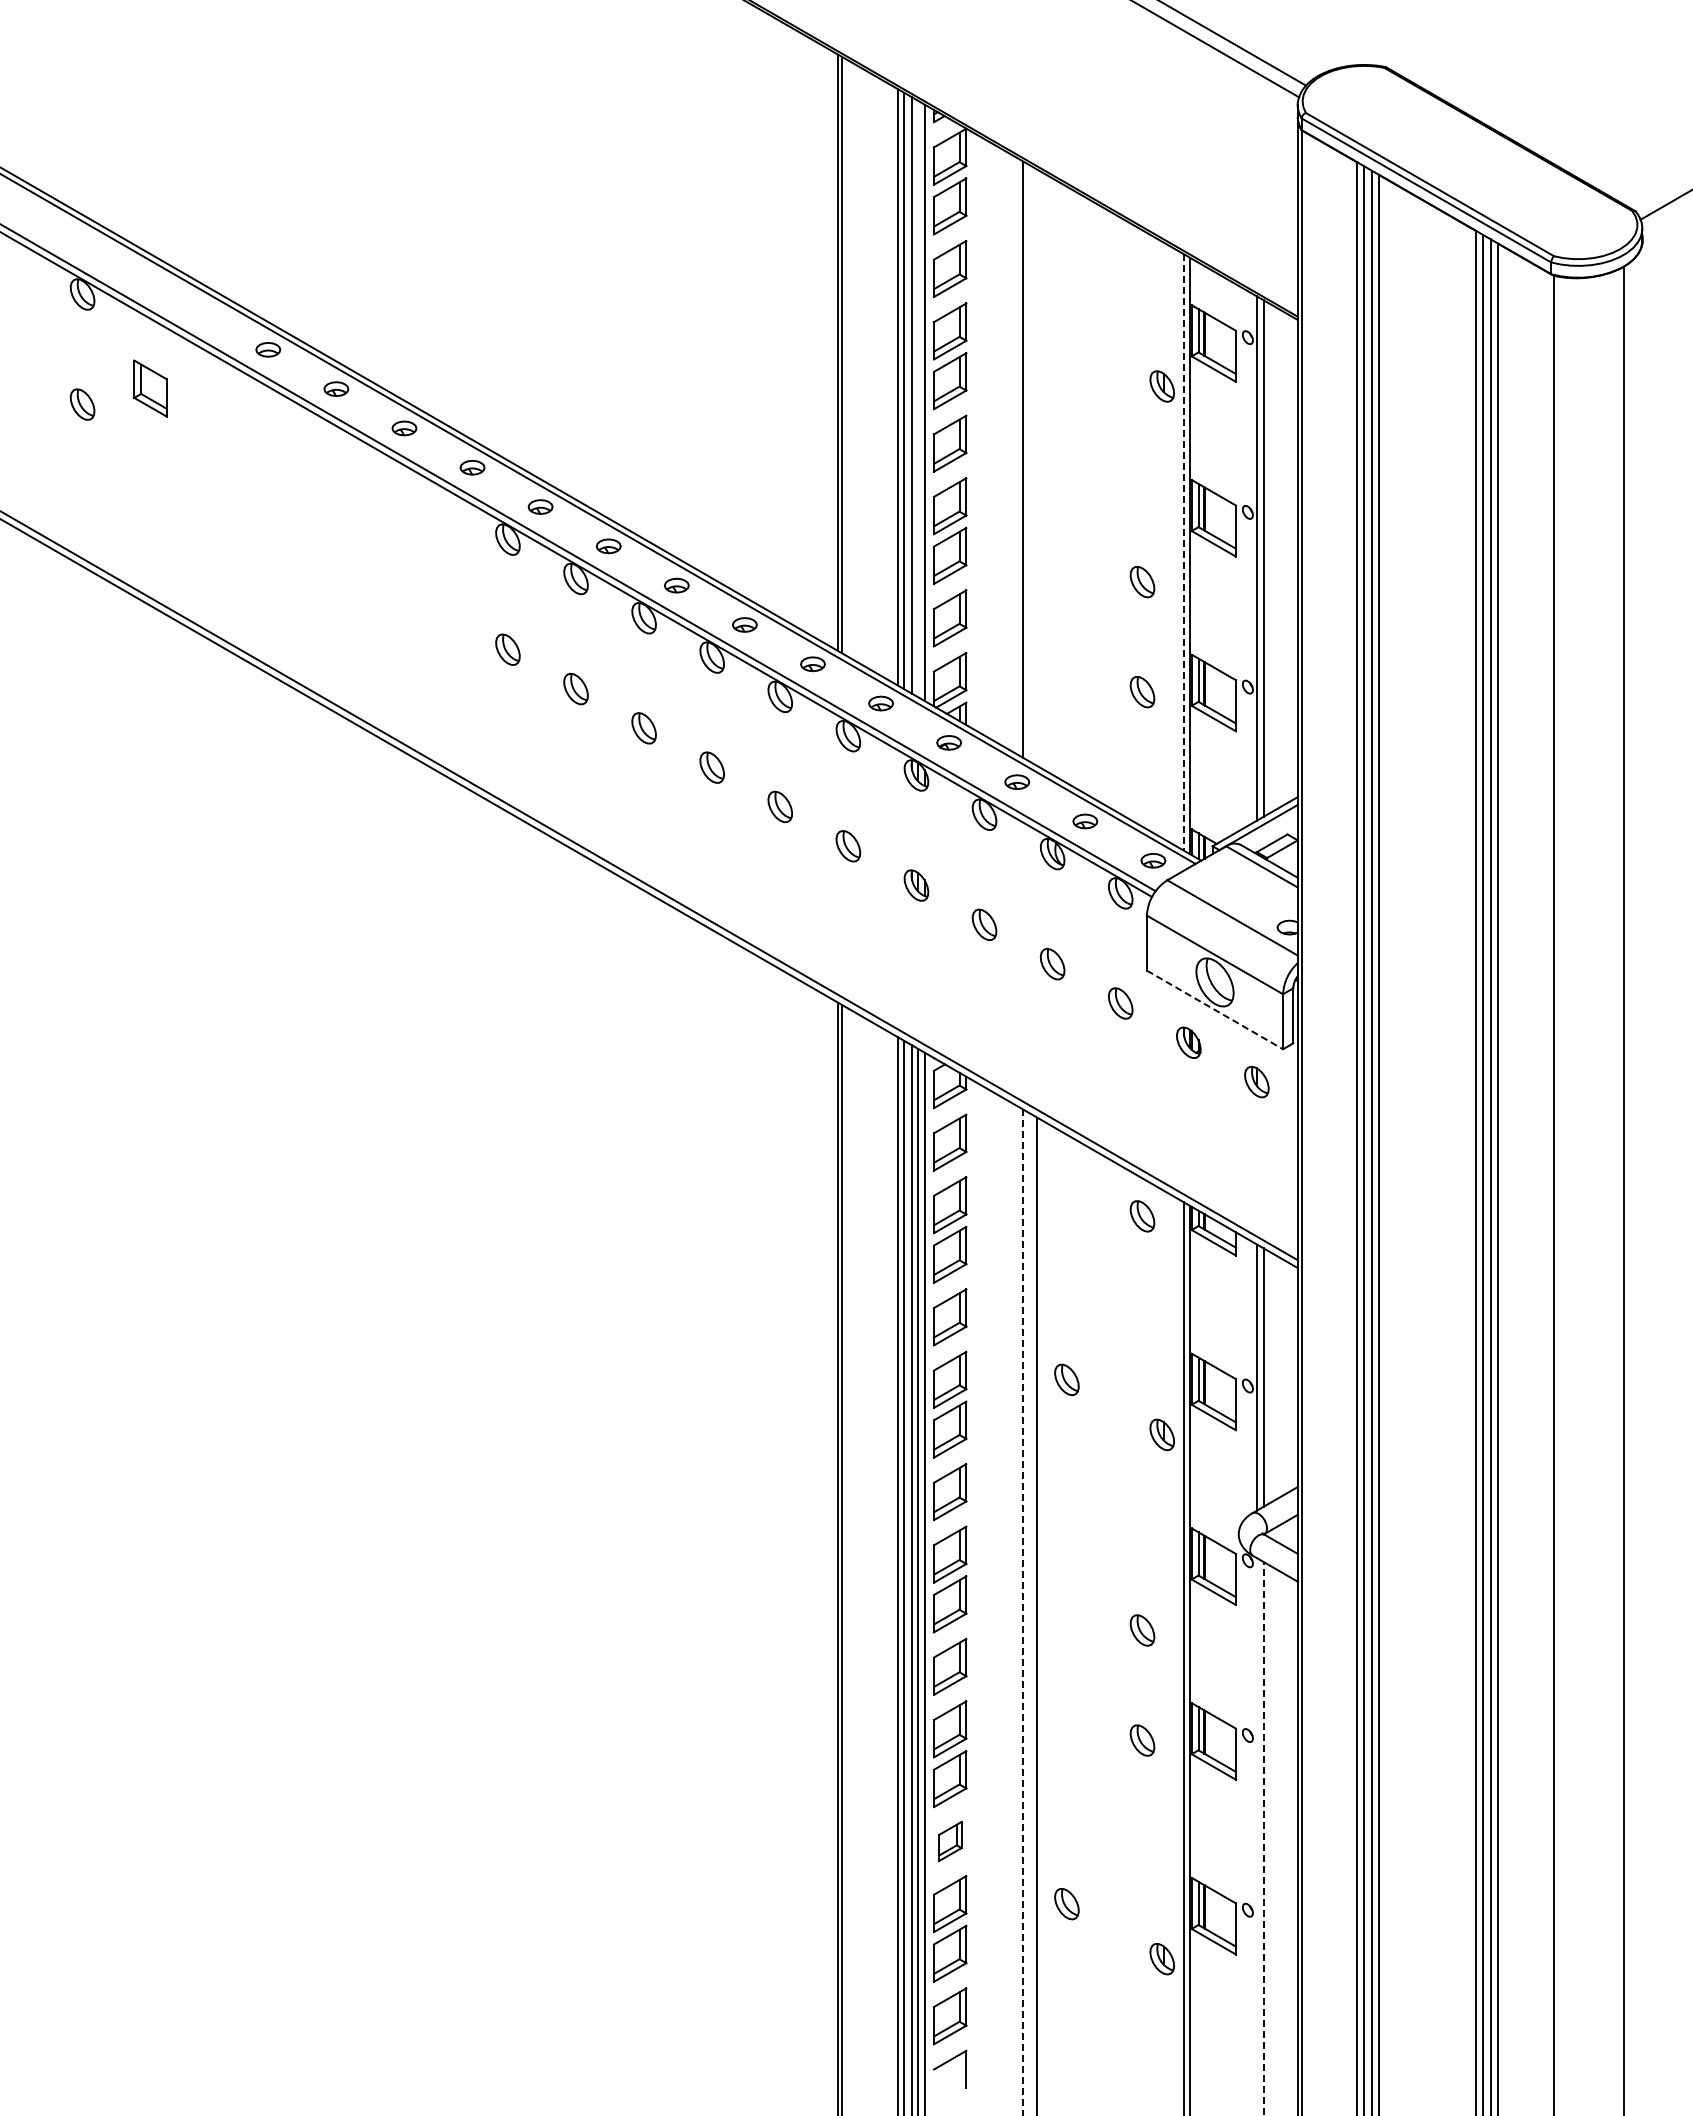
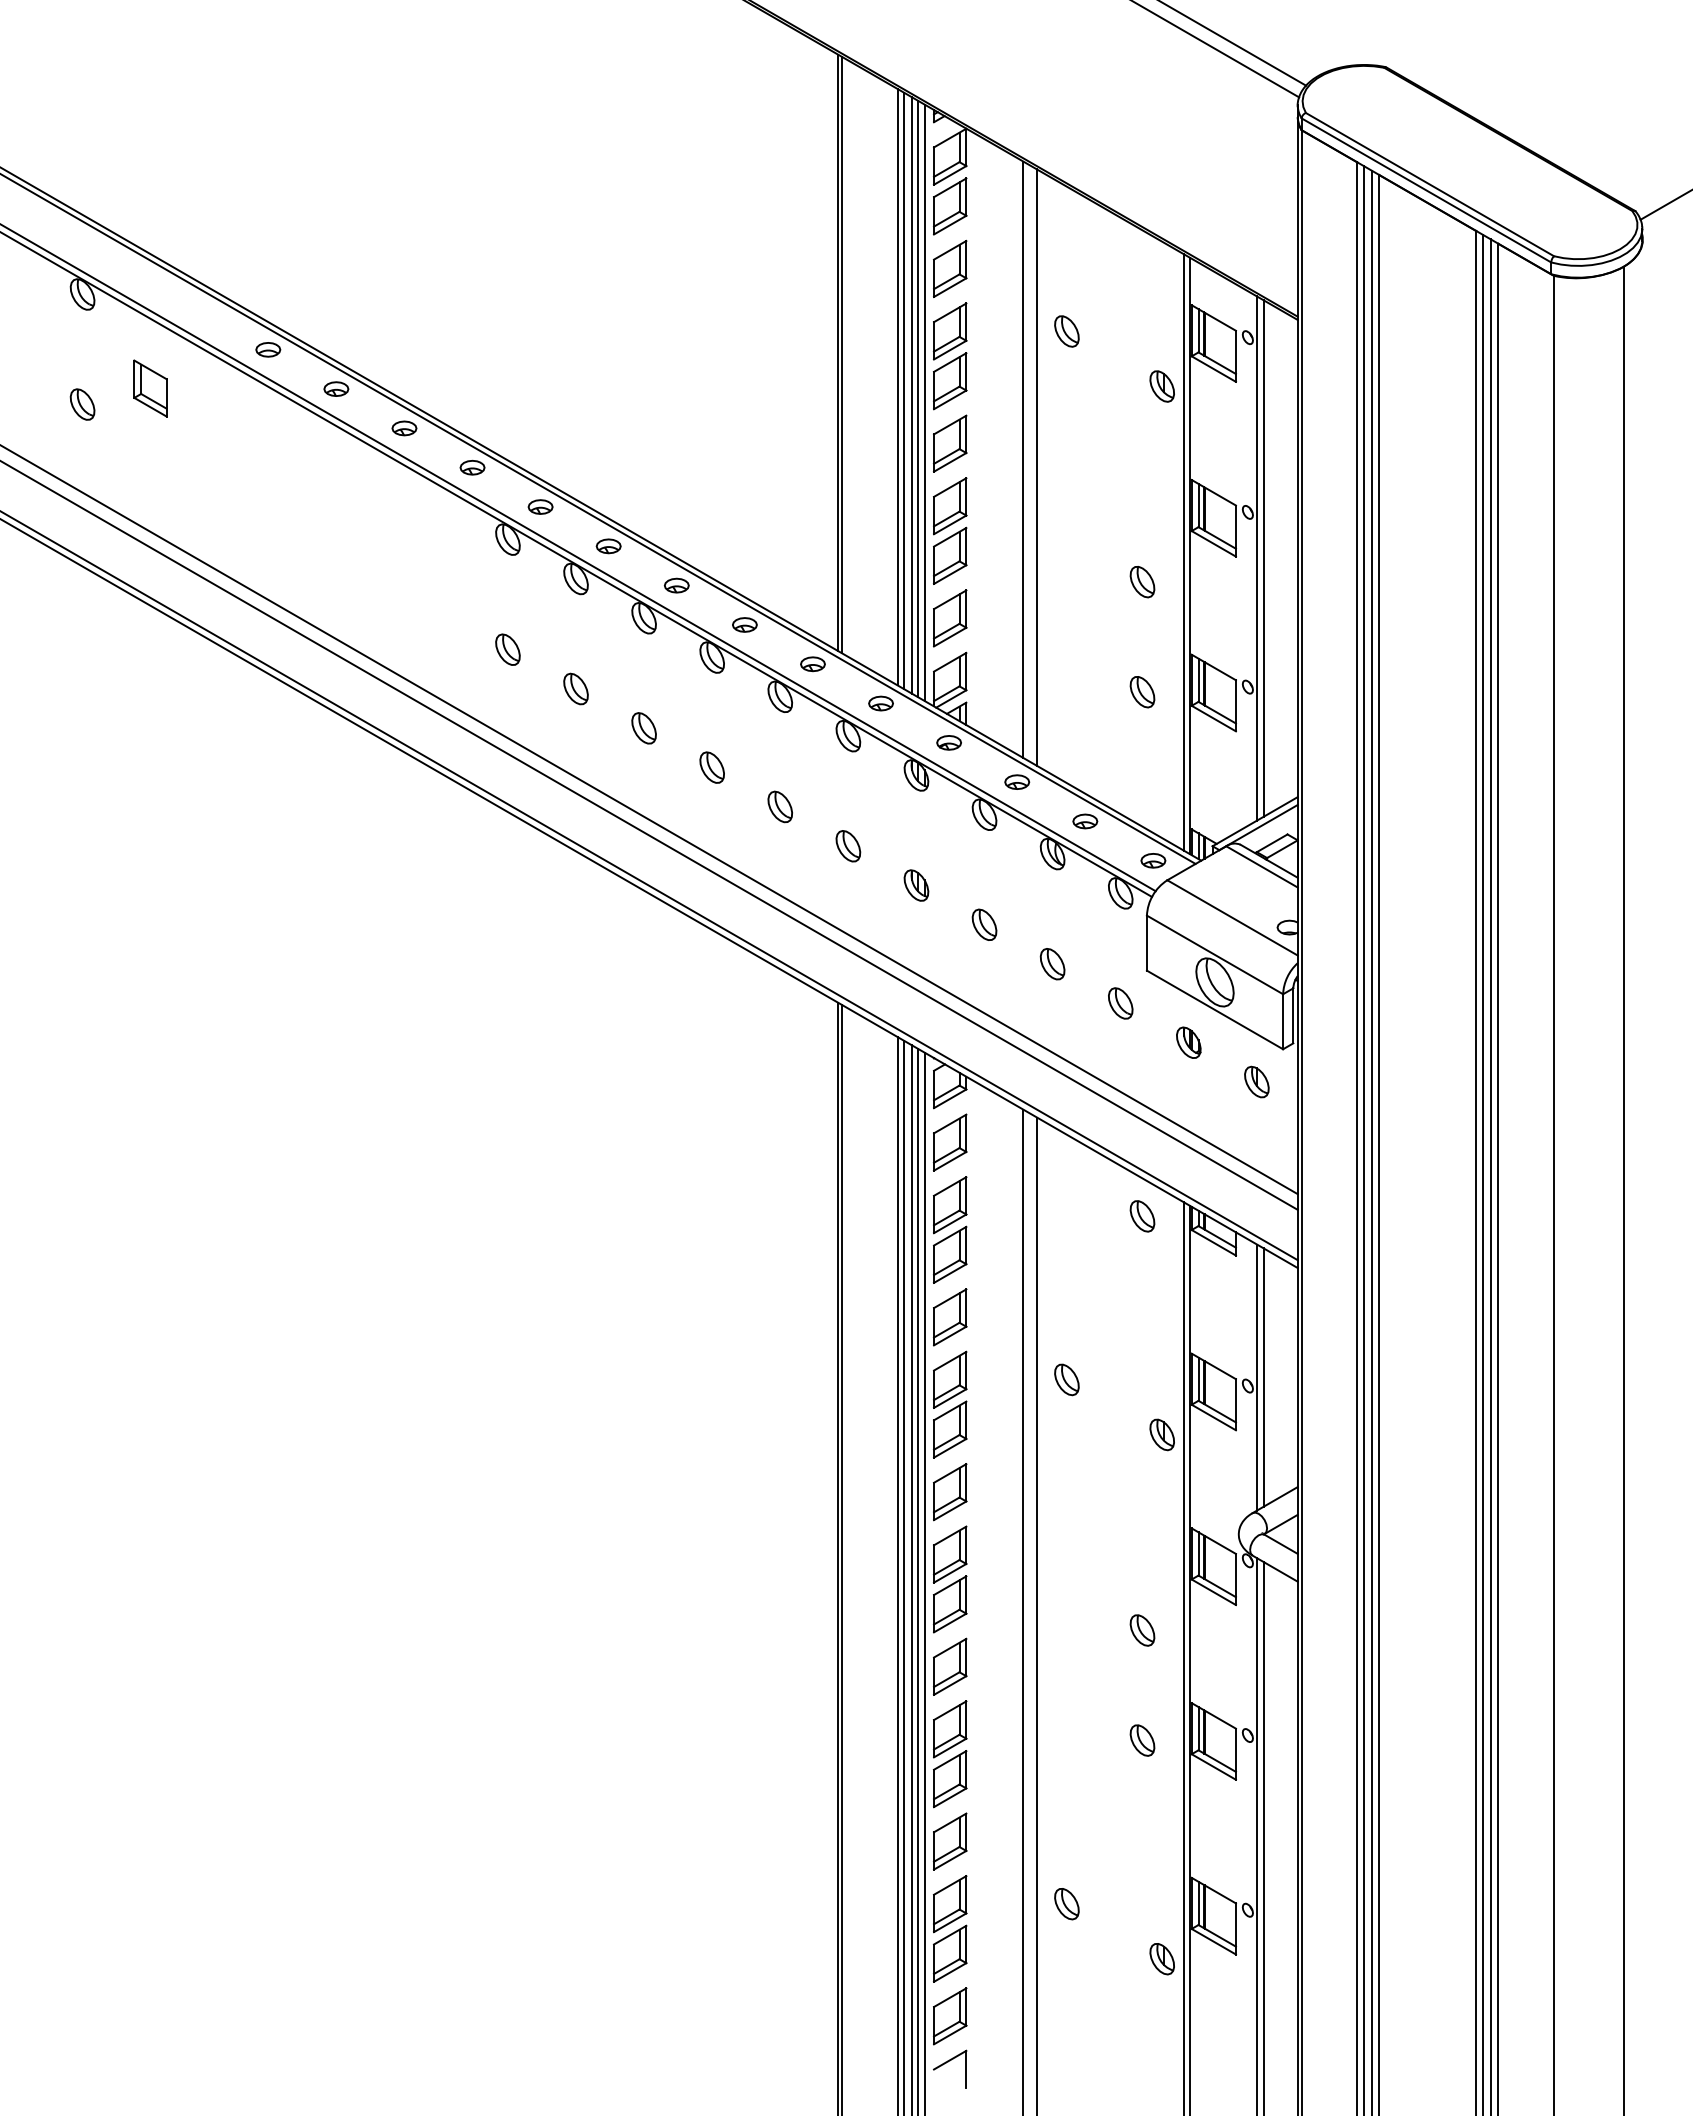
part: none -> present (1066, 331)
line: none -> present (917, 398)
line: none -> present (1036, 467)
line: dashed -> solid (1184, 553)
line: none -> present (649, 820)
line: none -> present (649, 835)
line: dashed -> solid (1215, 1009)
line: dashed -> solid (1023, 1612)
line: none -> present (1257, 1835)
line: dashed -> solid (1263, 1839)
part size: 26x42 px -> 35x59 px (950, 1841)
